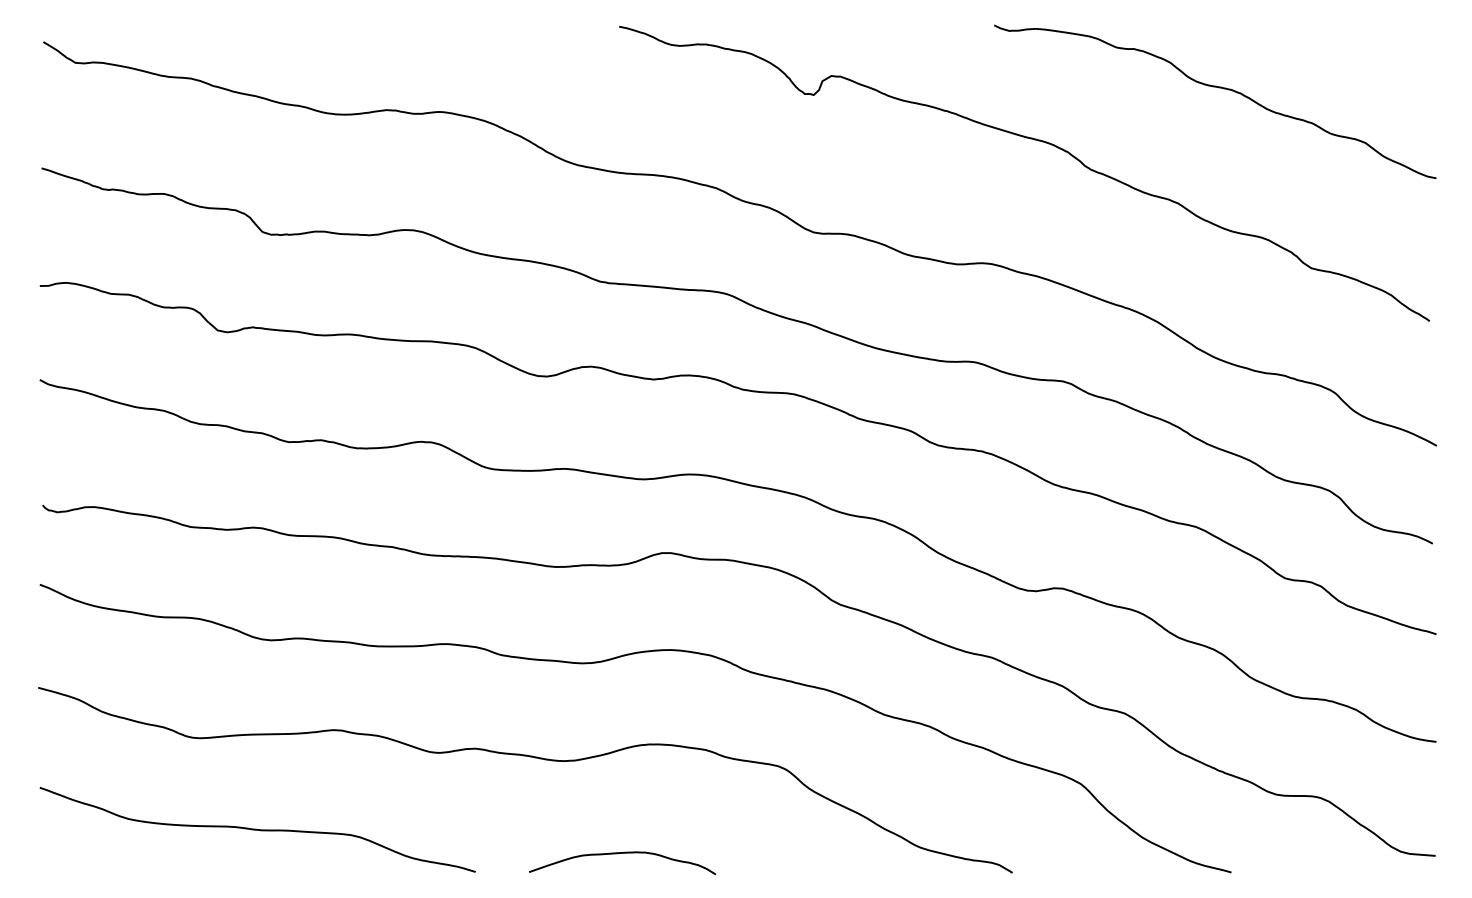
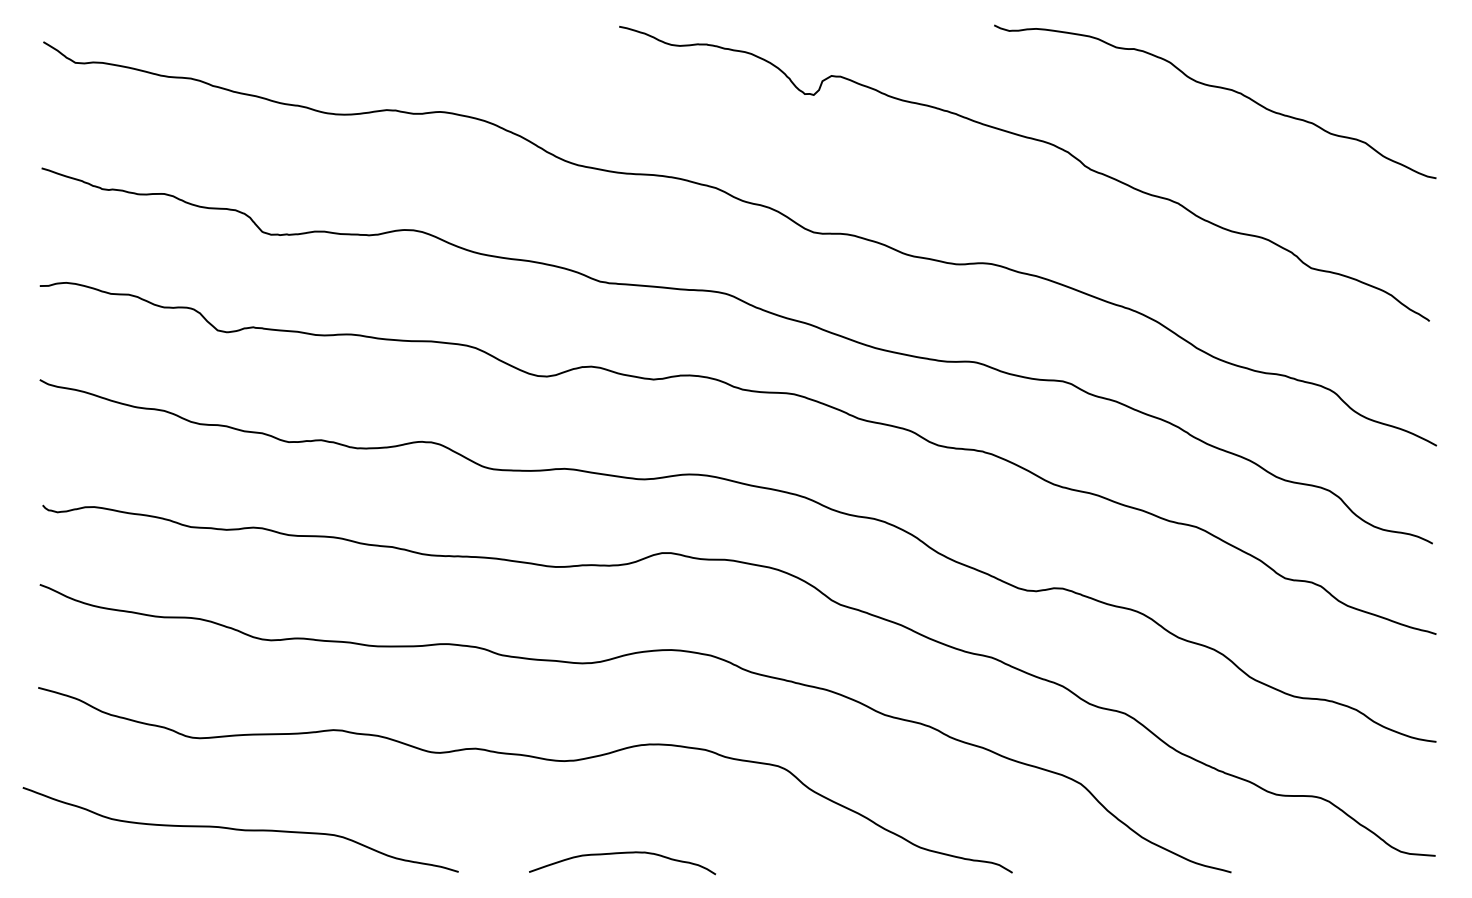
curve position: (257, 829) -> (240, 829) (240, 829)
